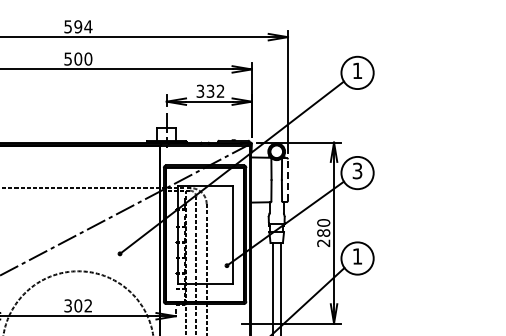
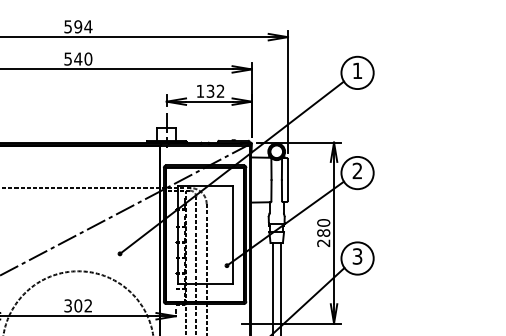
text: 500 -> 540 (78, 58)
text: 332 -> 132 (200, 90)
text: 3 -> 2 (357, 171)
line: dashed -> solid (288, 180)
text: 1 -> 3 (357, 256)
